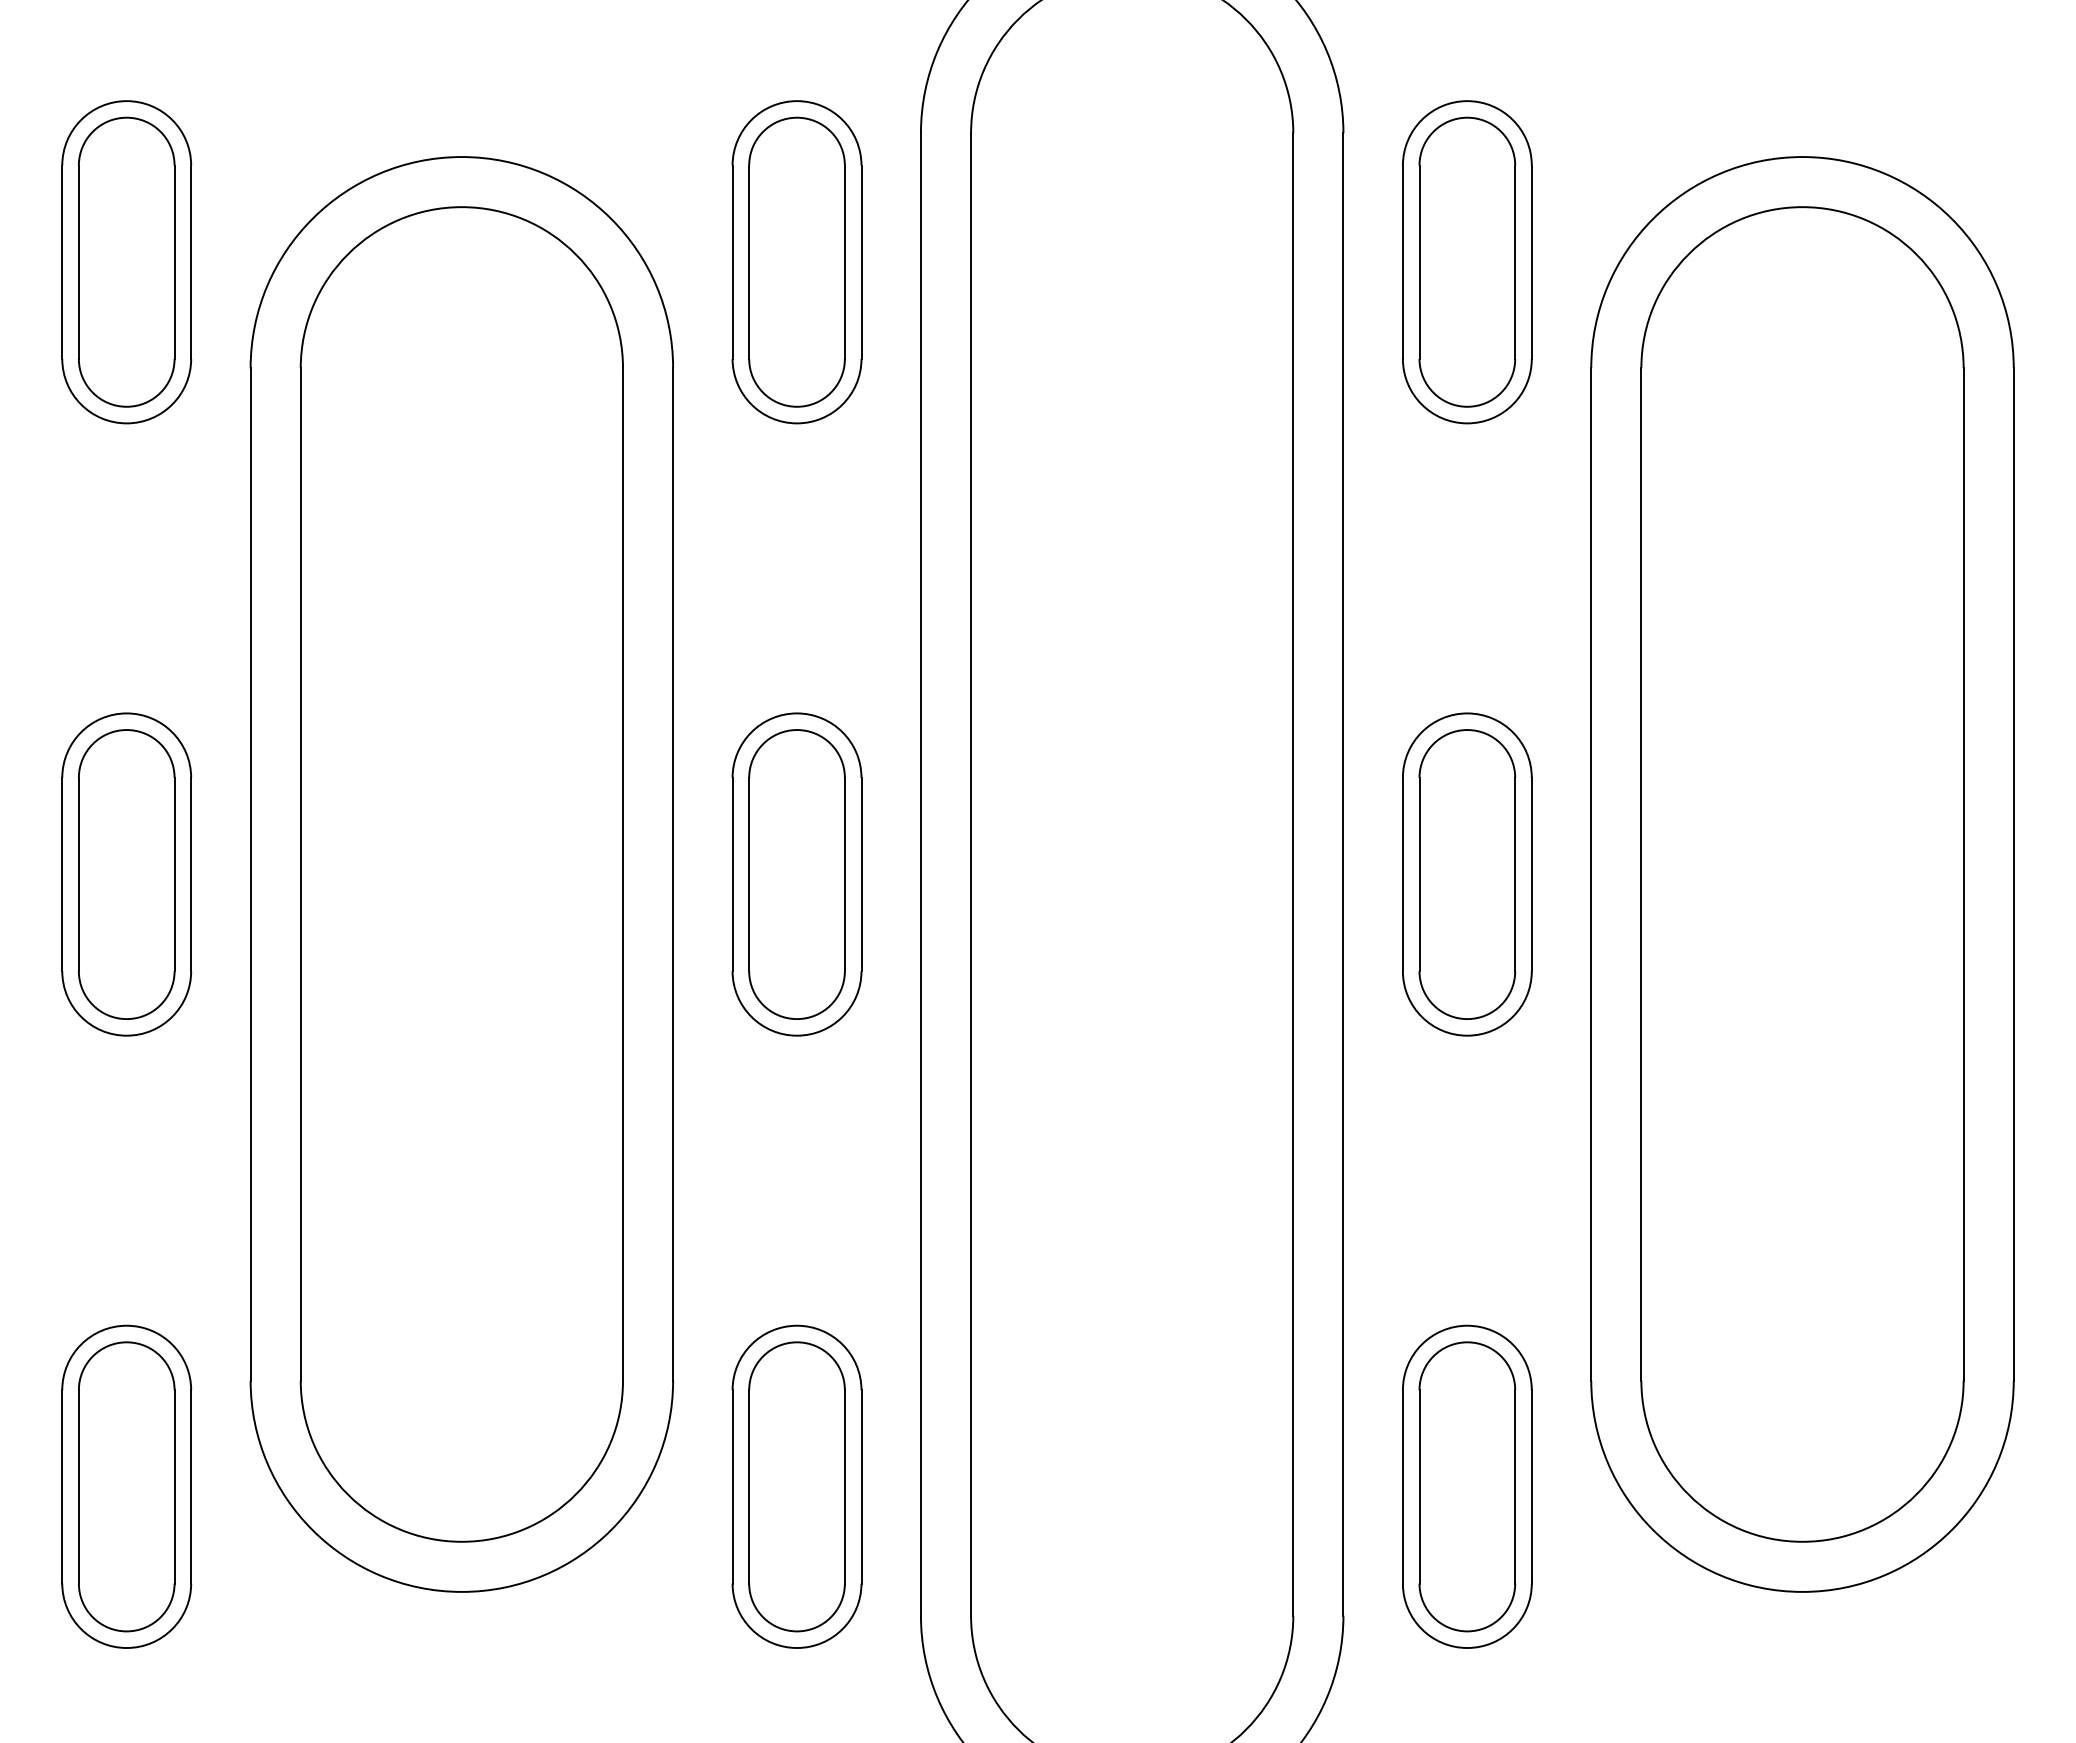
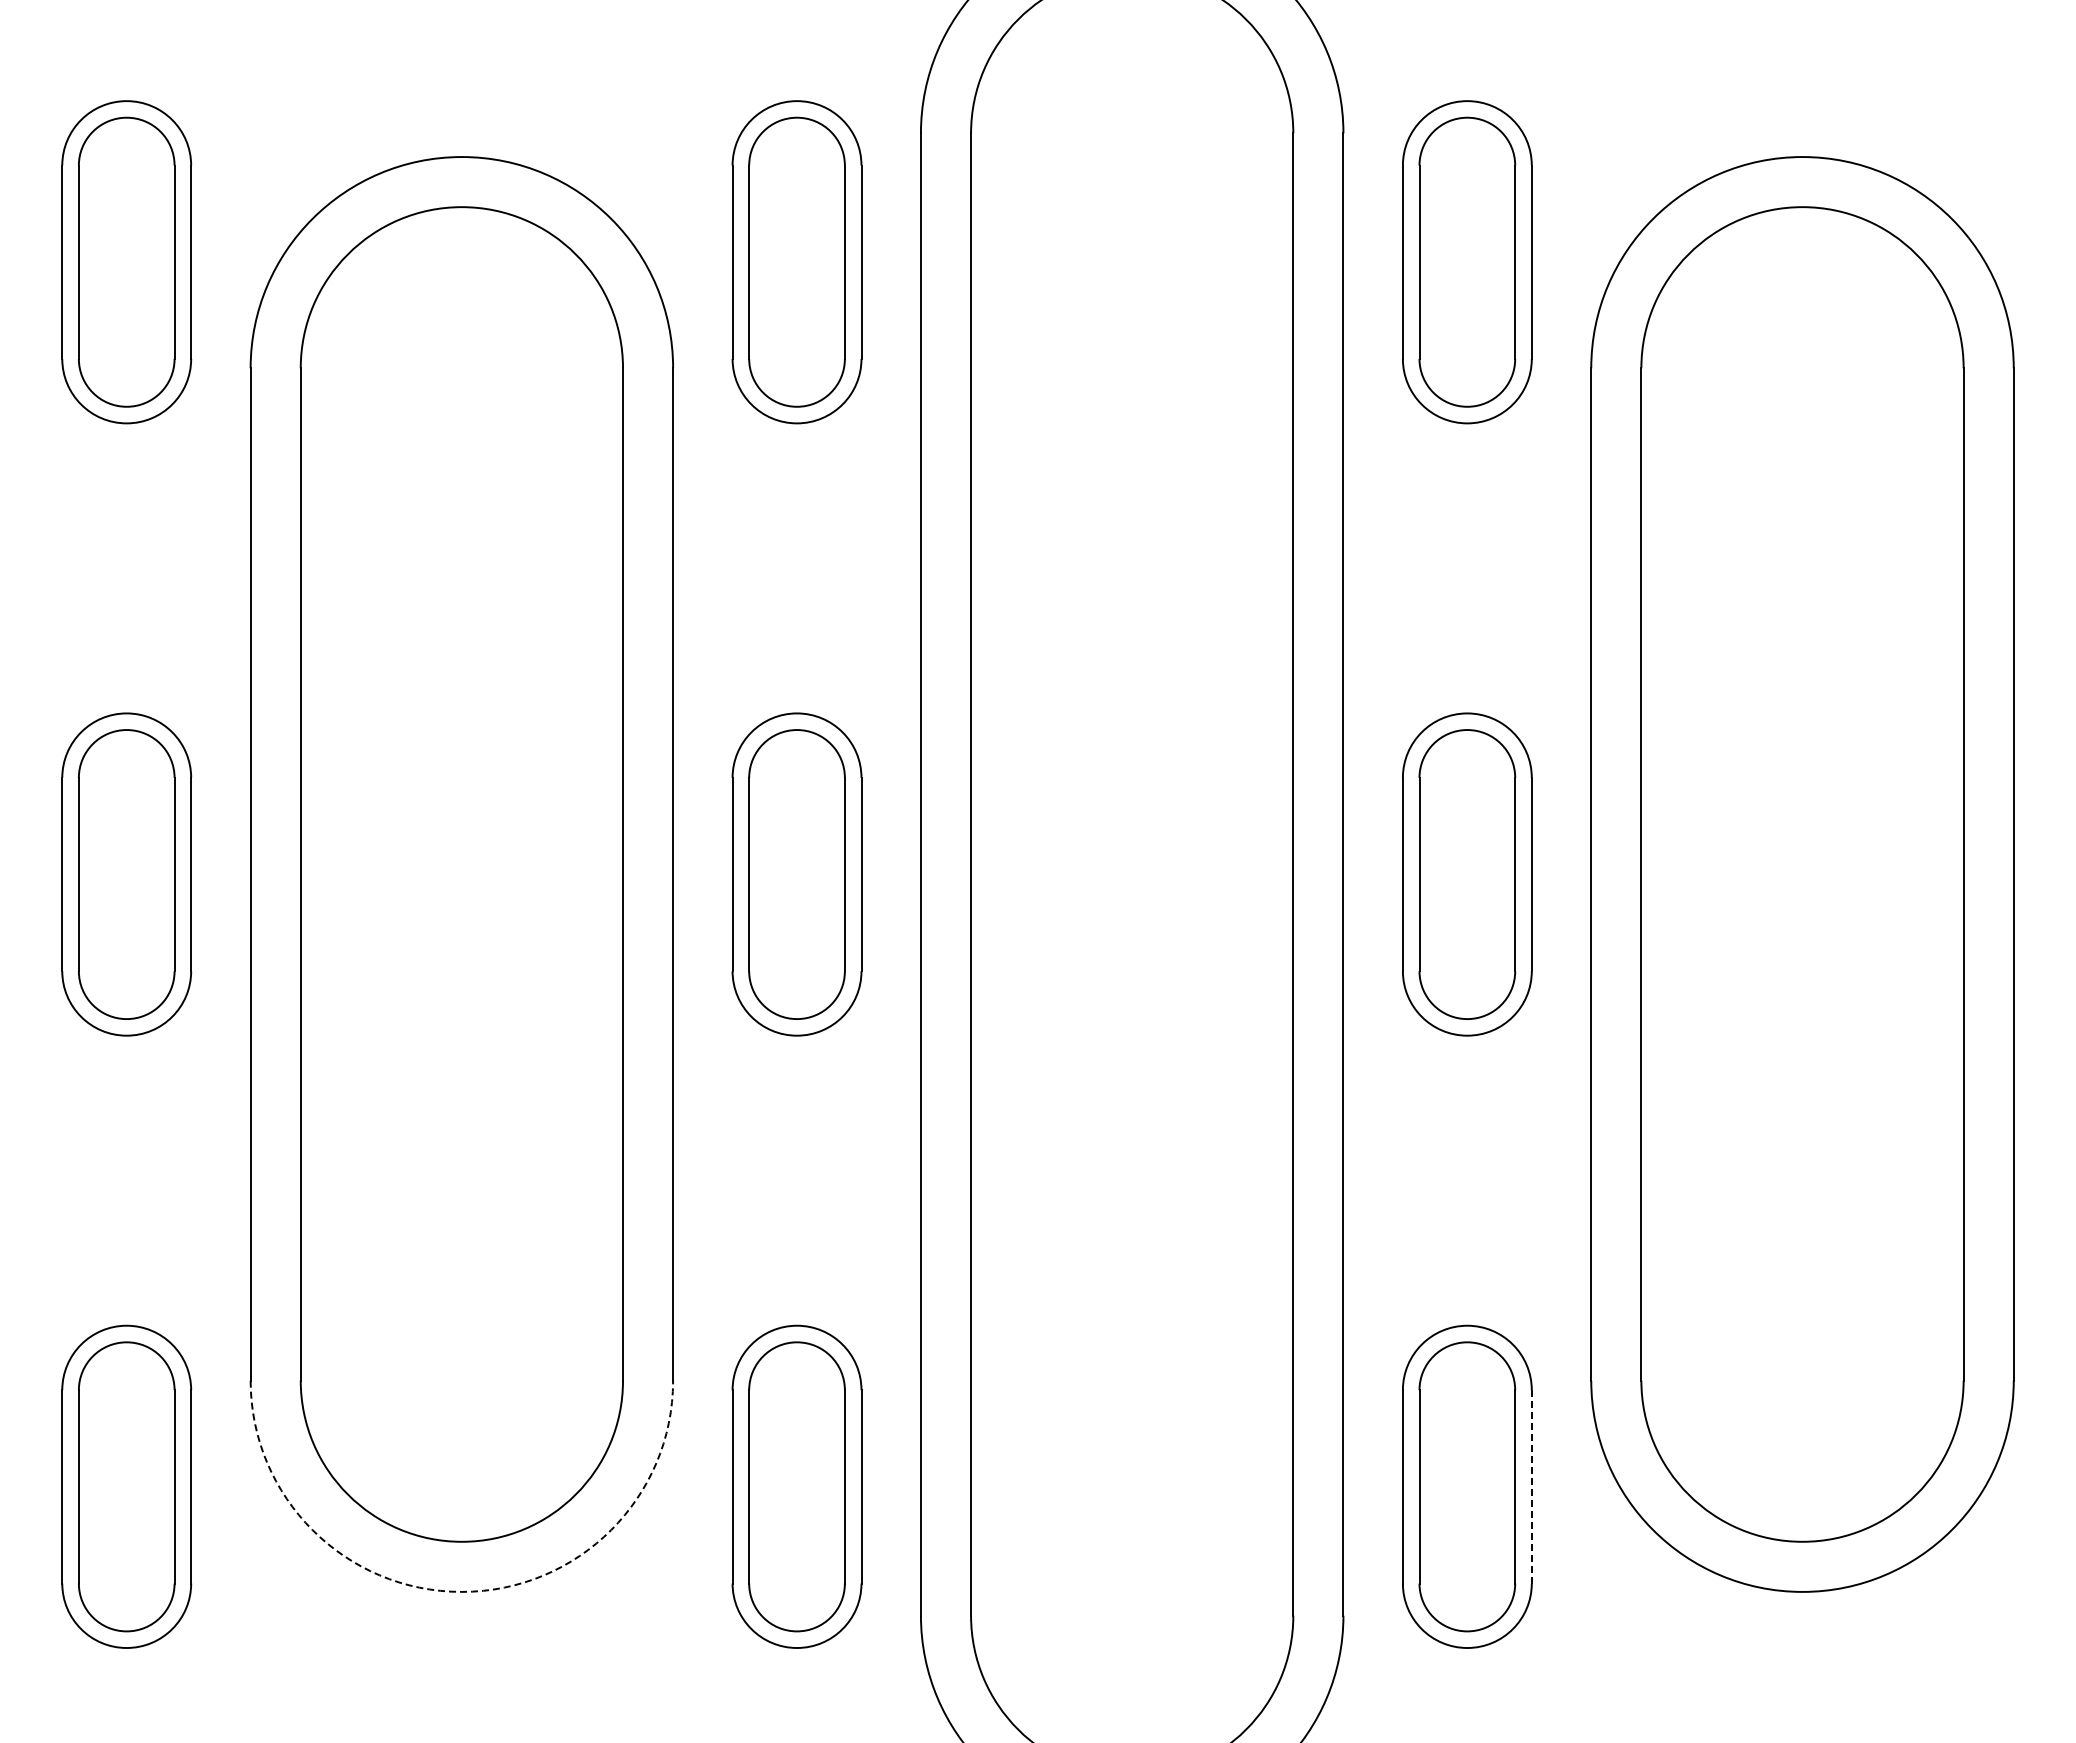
line: solid -> dashed (1531, 1486)
arc: solid -> dashed (461, 1591)
